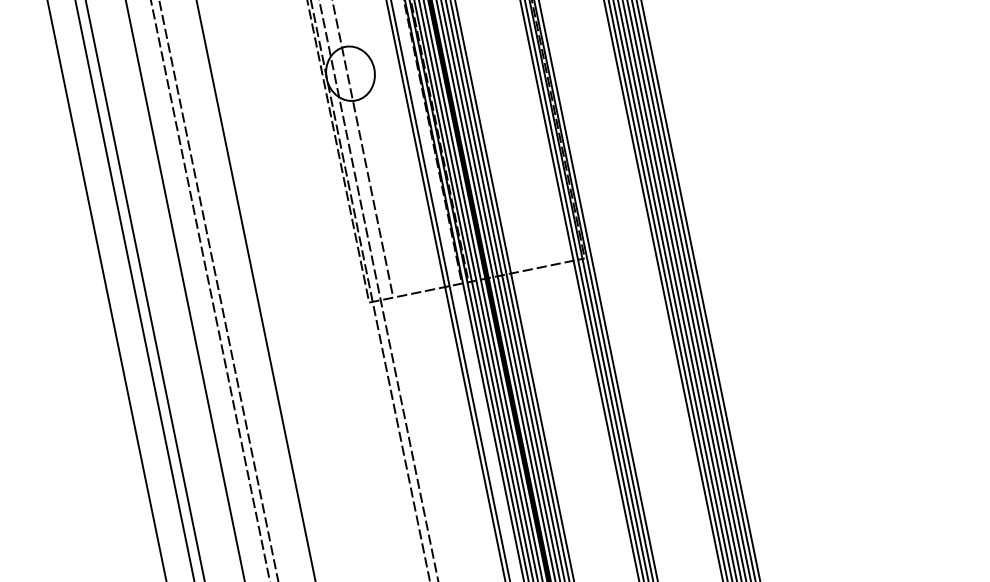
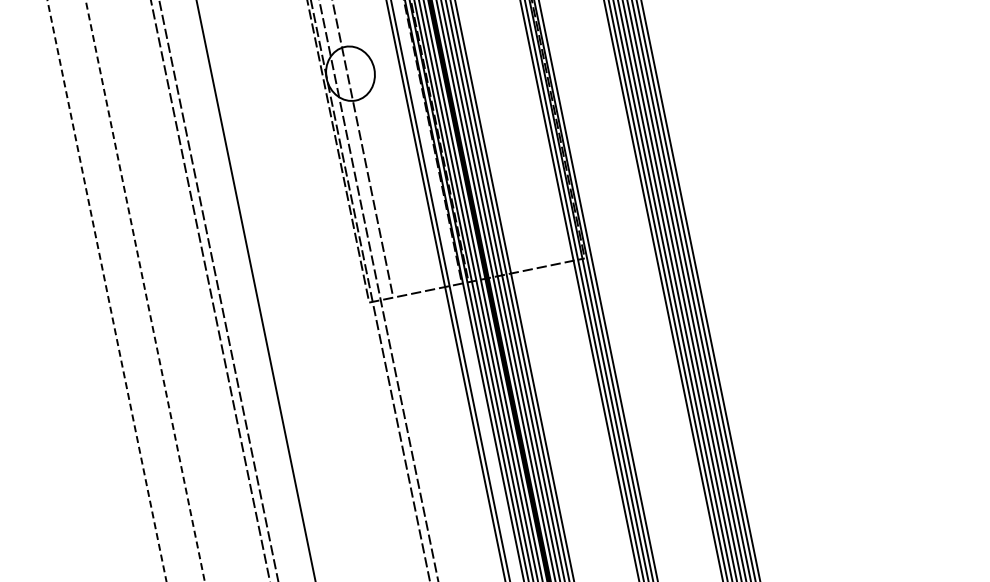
line: solid -> dashed (106, 290)
line: present -> none (134, 290)
line: present -> none (185, 290)
line: solid -> dashed (145, 291)
